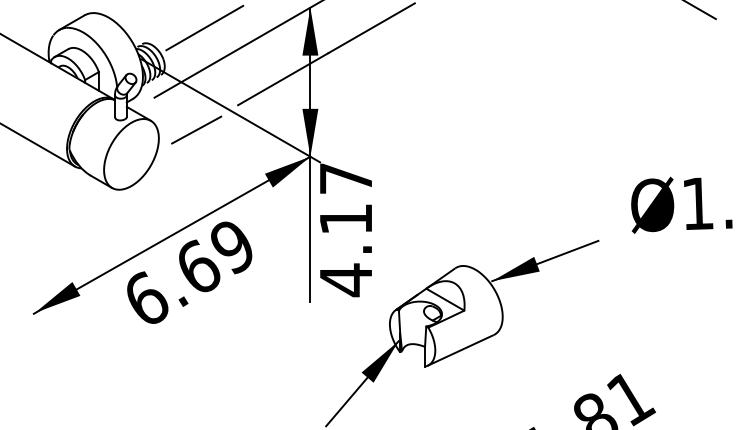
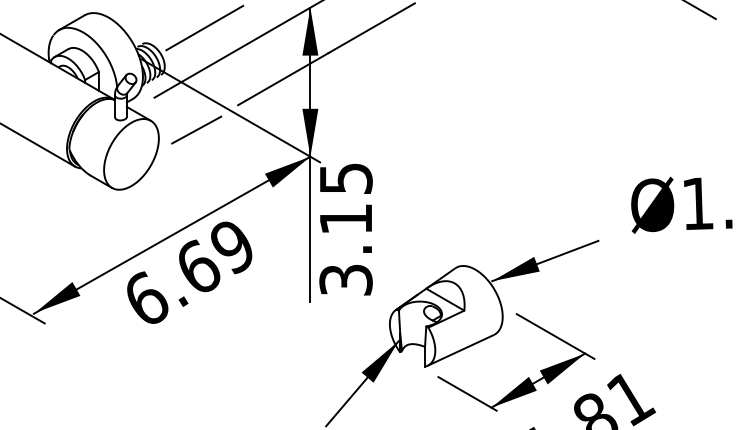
text: 4.17 -> 3.15 (345, 230)
line: none -> present (23, 311)
part: none -> present (526, 378)
